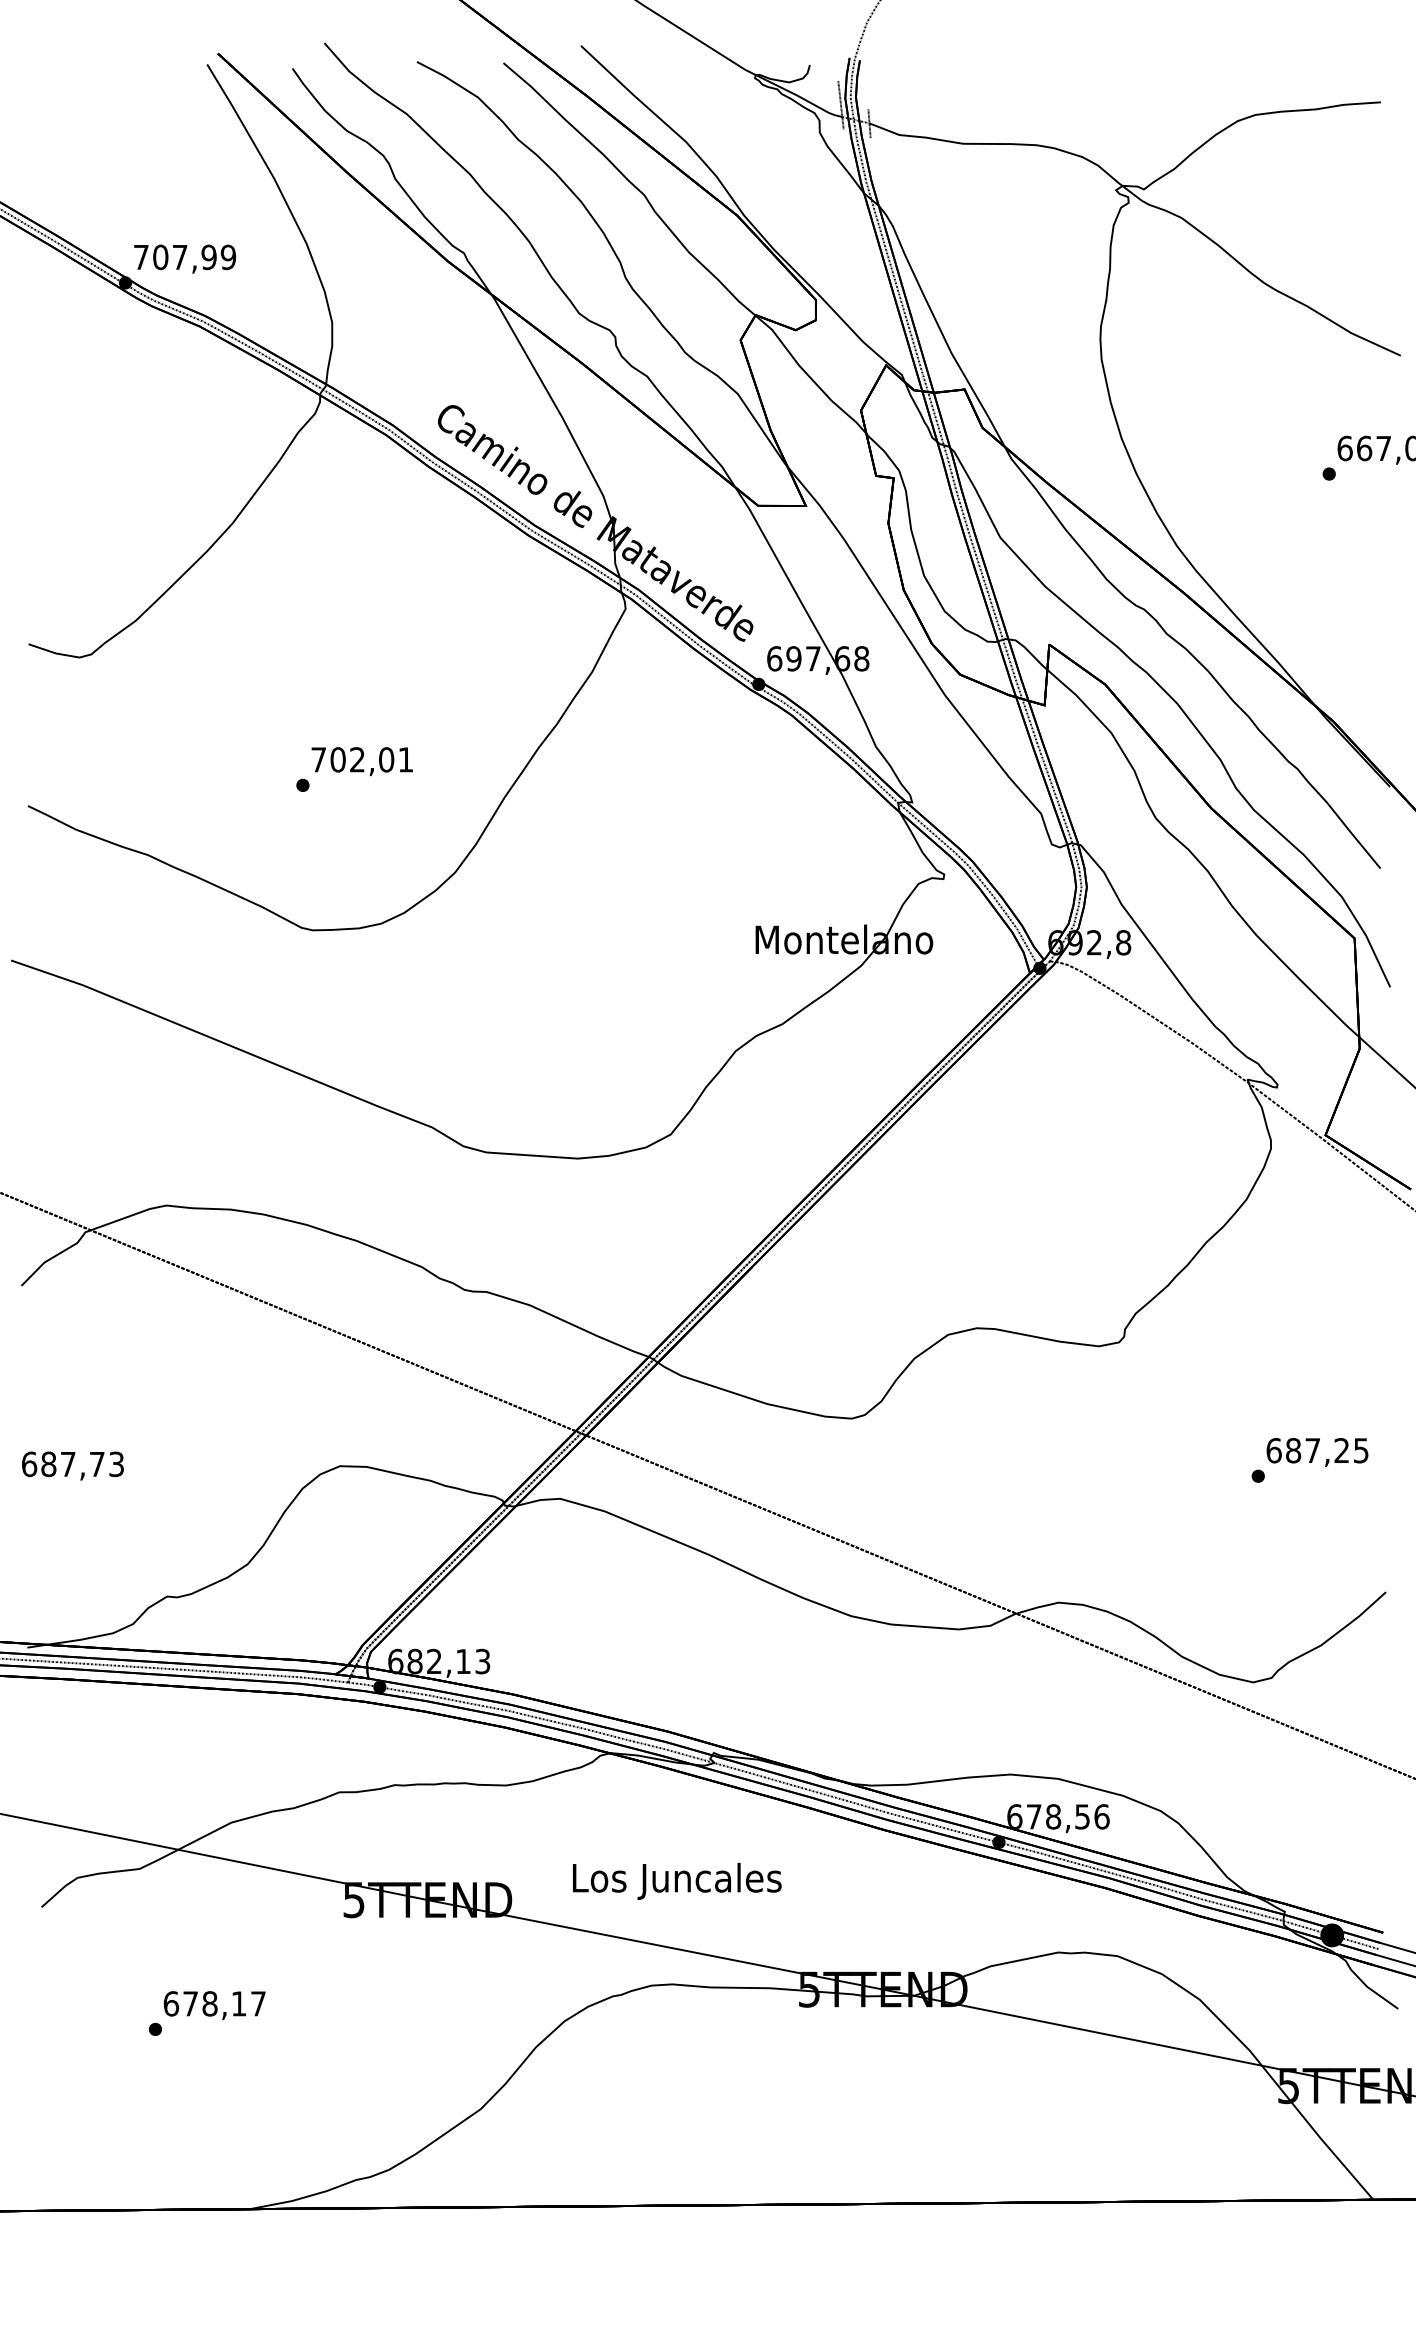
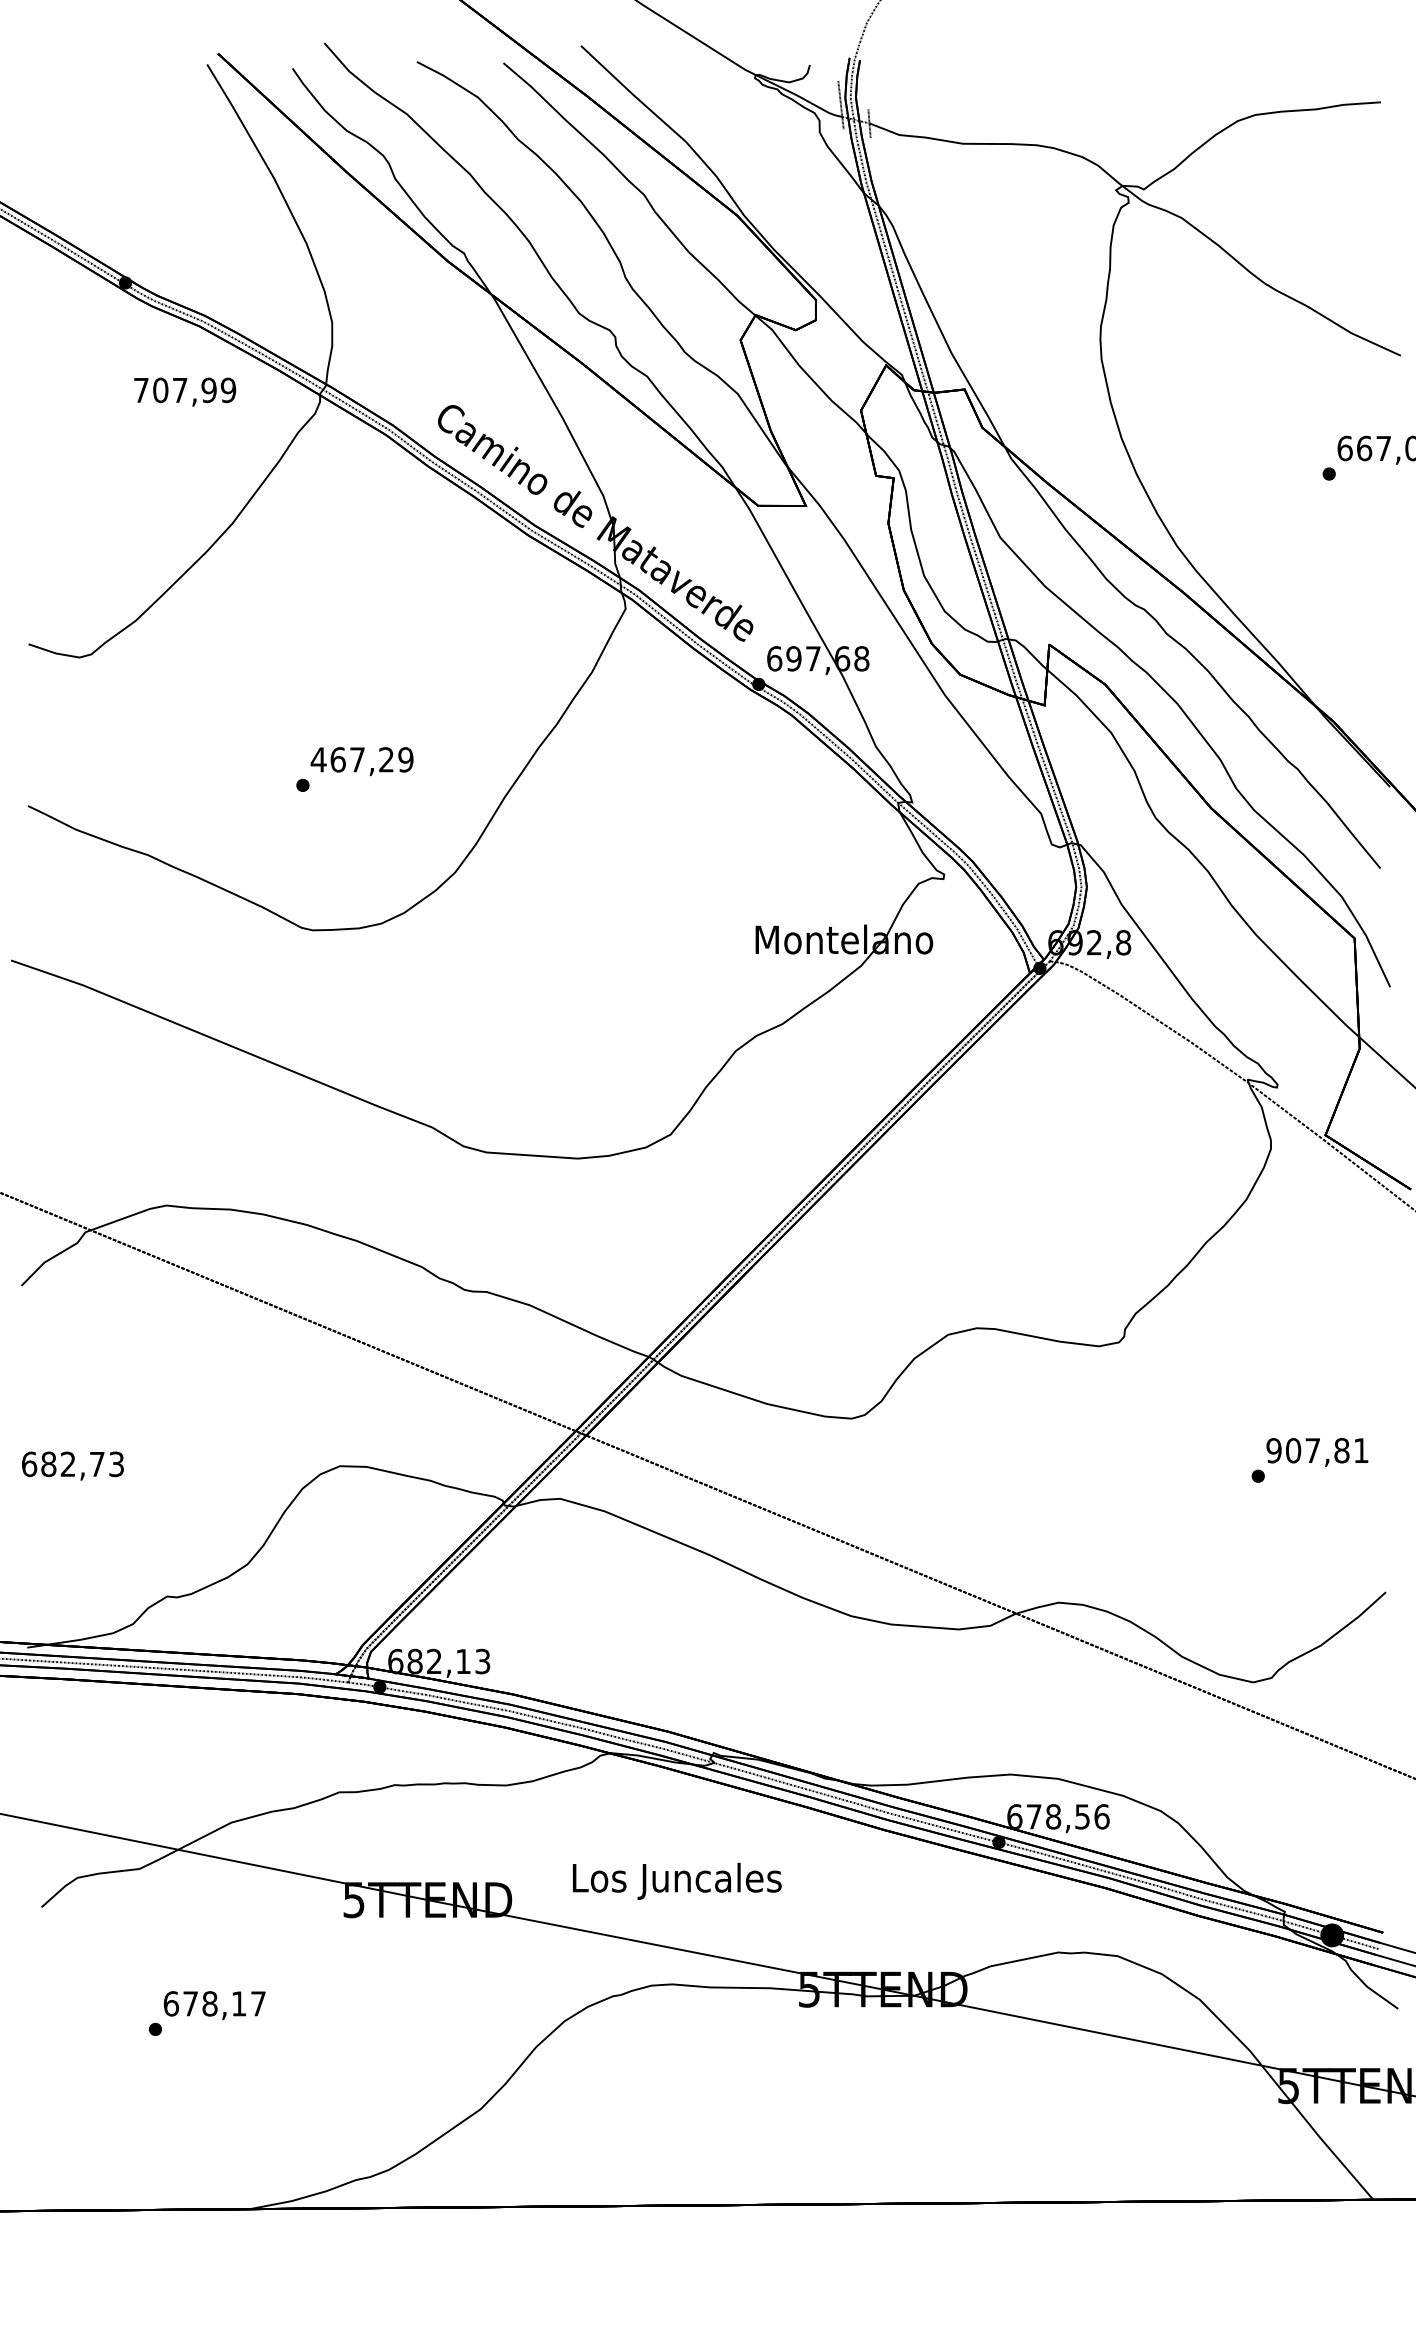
text position: (185, 258) -> (185, 391) (185, 391)
text: 702,01 -> 467,29 (361, 759)
text: 687,25 -> 907,81 (1317, 1450)
text: 687,73 -> 682,73 (67, 1463)
